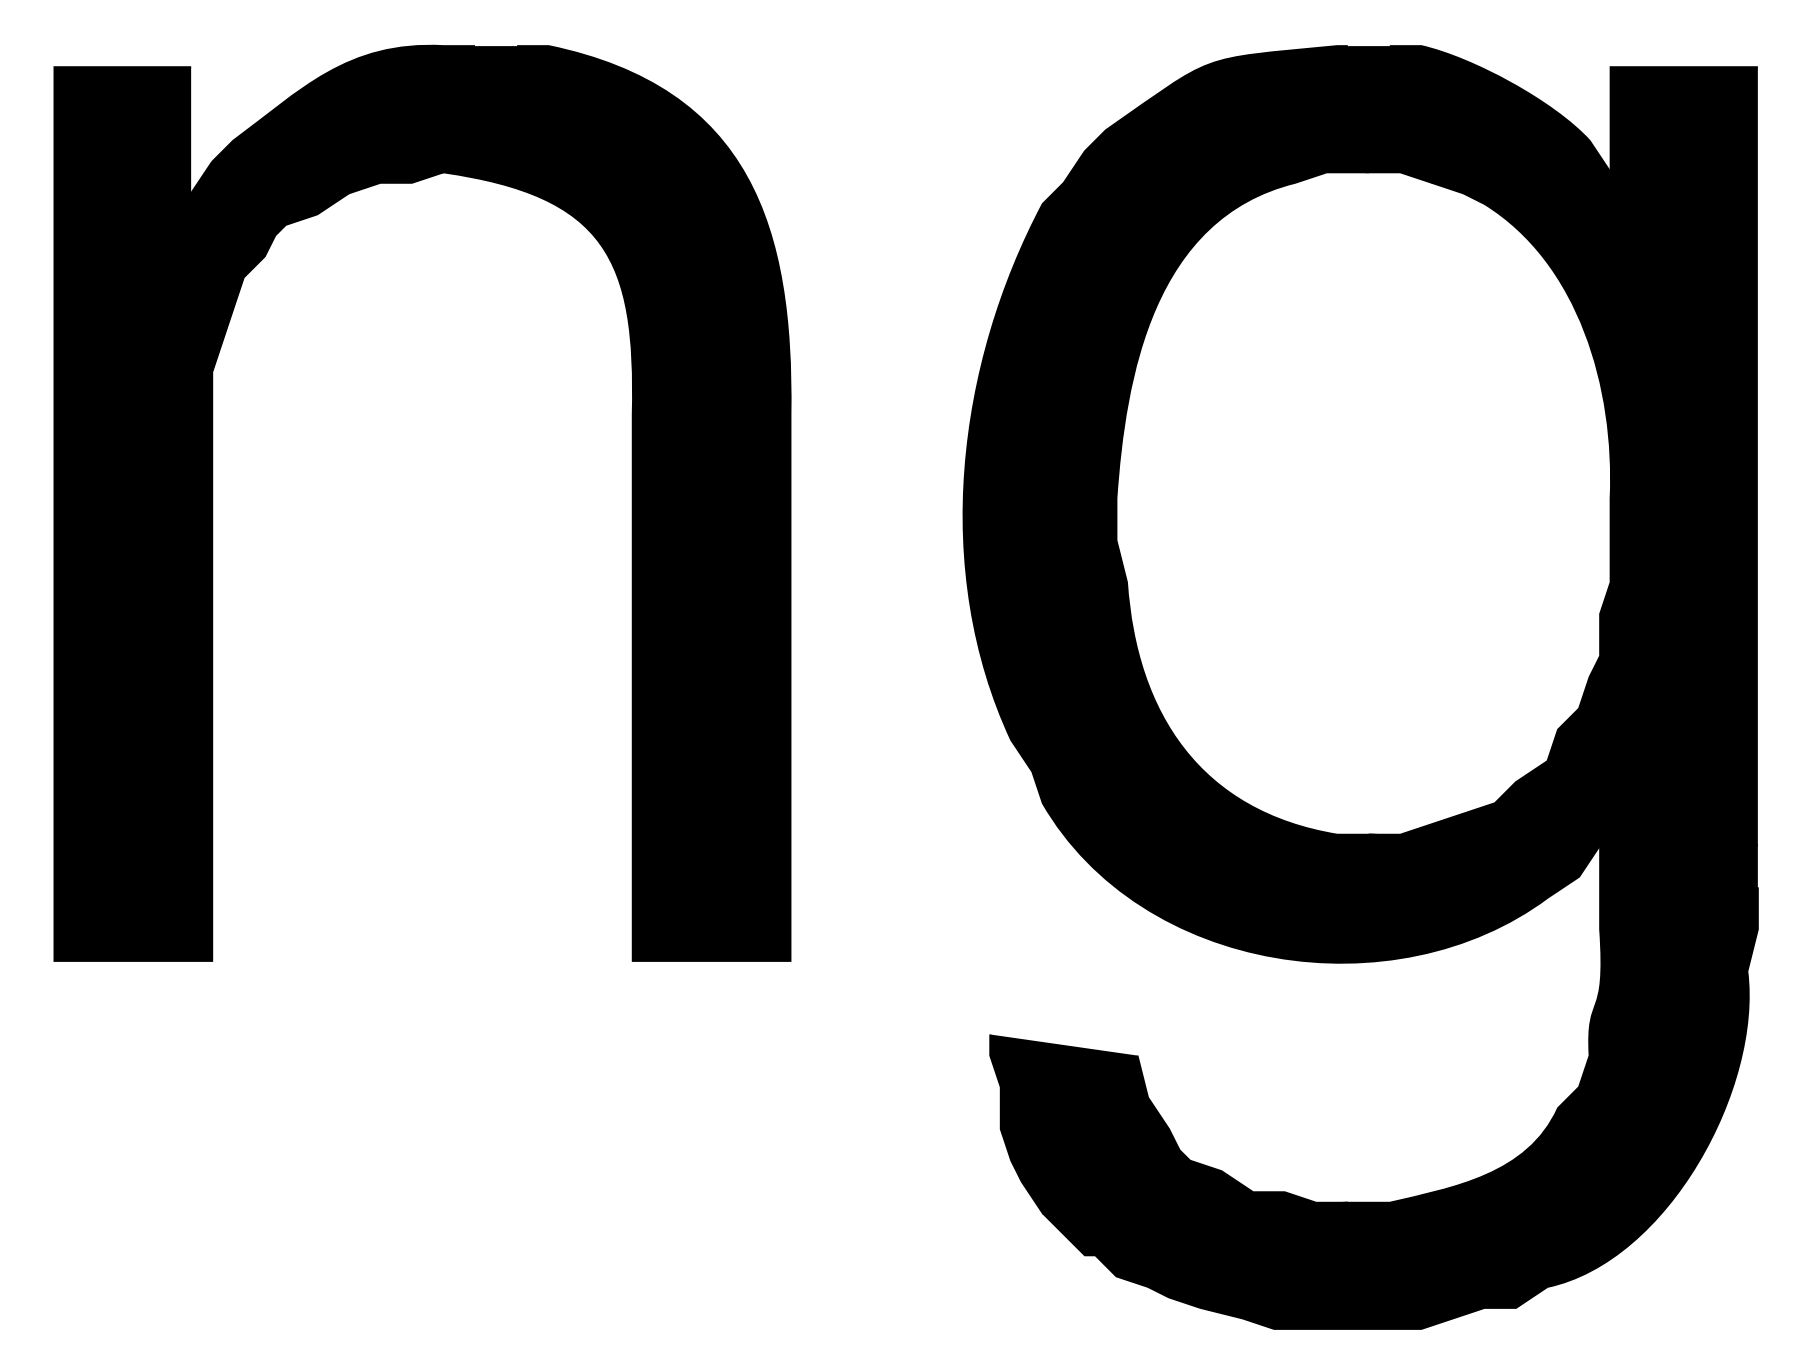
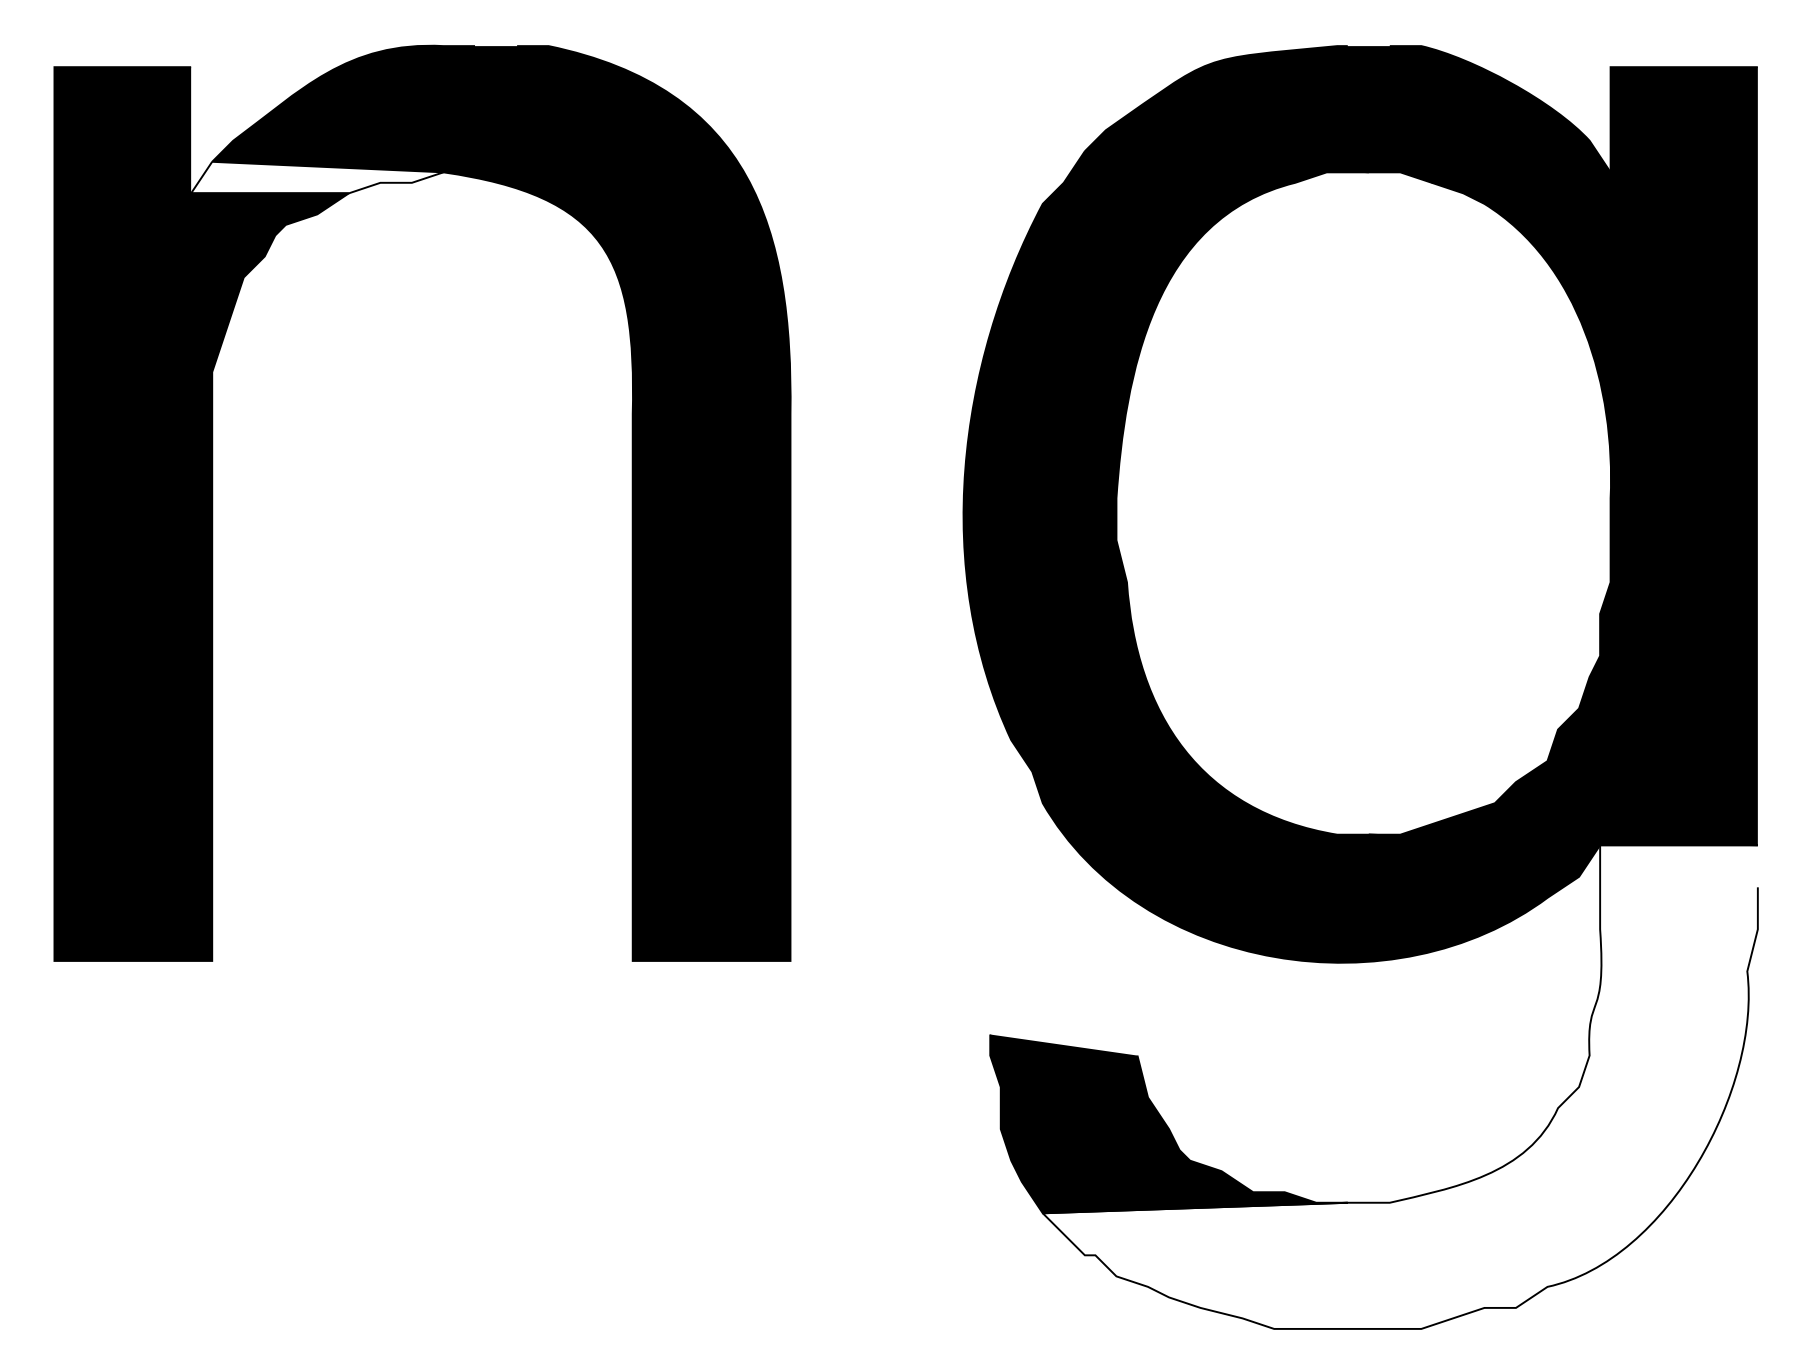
fill: present -> none (317, 177)
fill: present -> none (1399, 1086)
